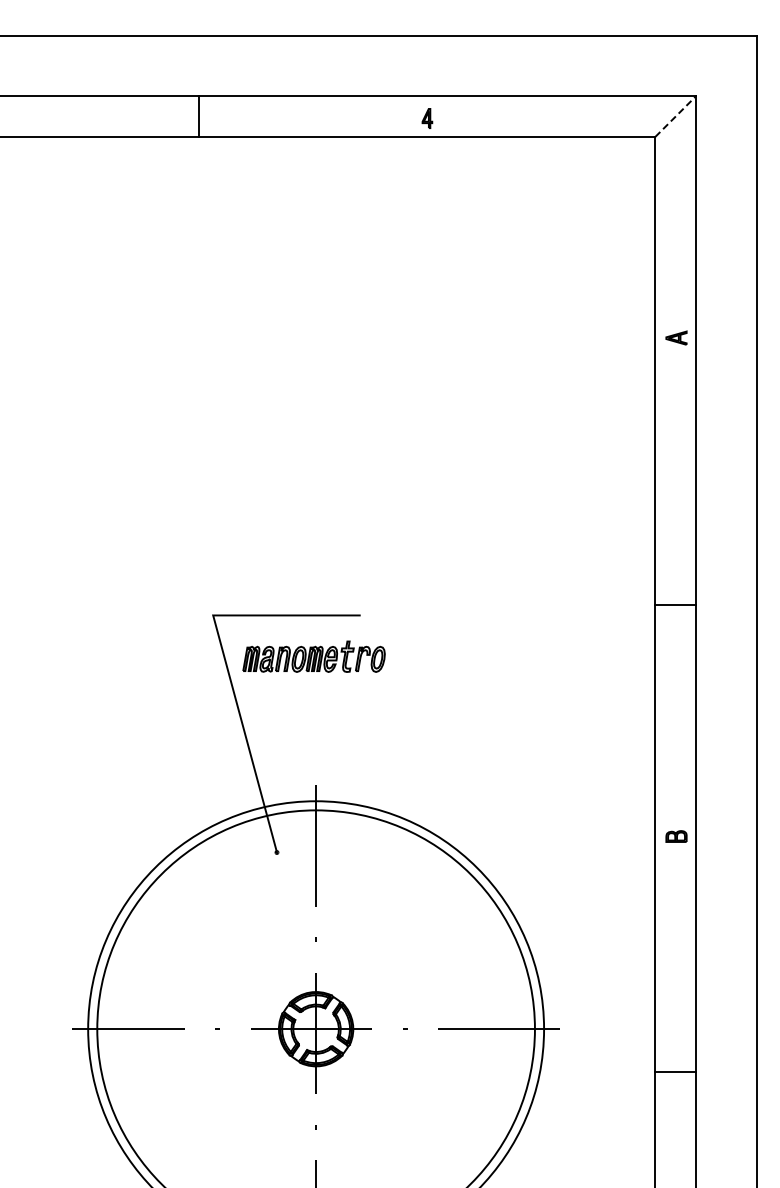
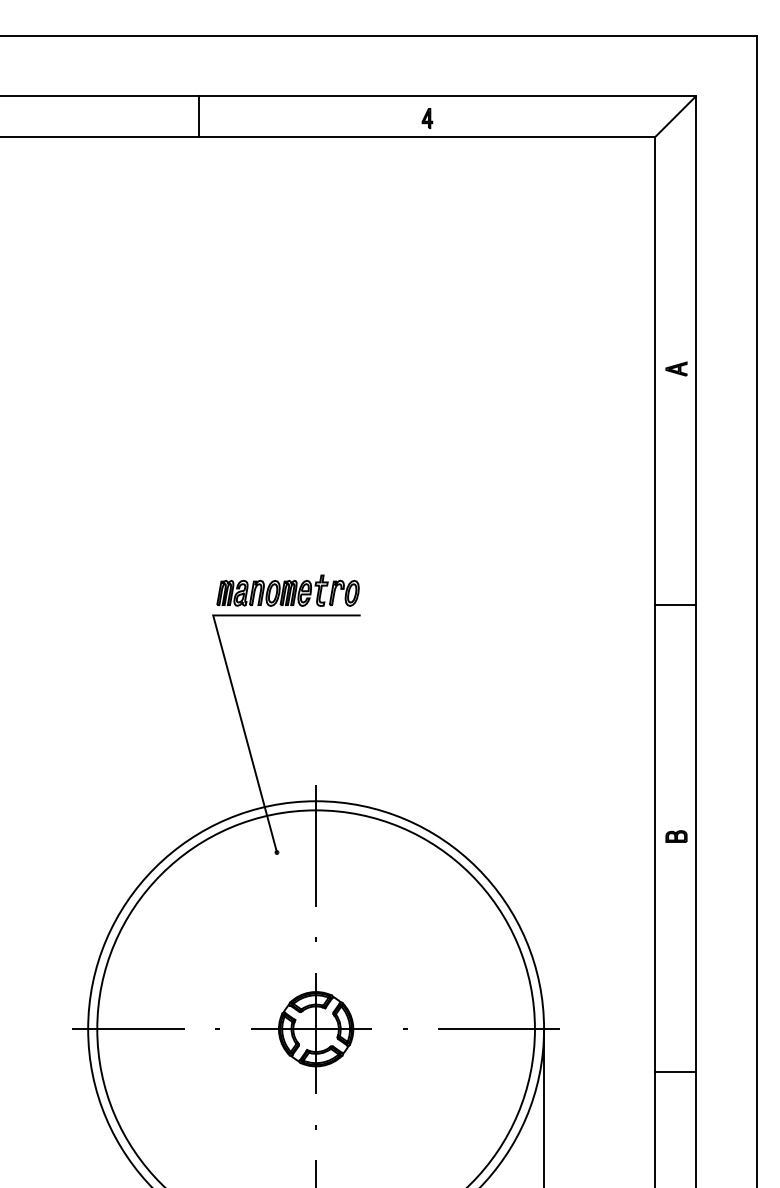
line: dashed -> solid (675, 116)
part position: (676, 337) -> (676, 368) (676, 368)
part position: (313, 656) -> (287, 590) (287, 590)
line: none -> present (544, 1106)
